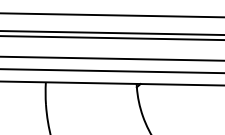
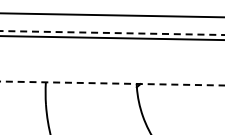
line: solid -> dashed (112, 33)
line: present -> none (111, 58)
line: present -> none (111, 71)
line: solid -> dashed (112, 83)
